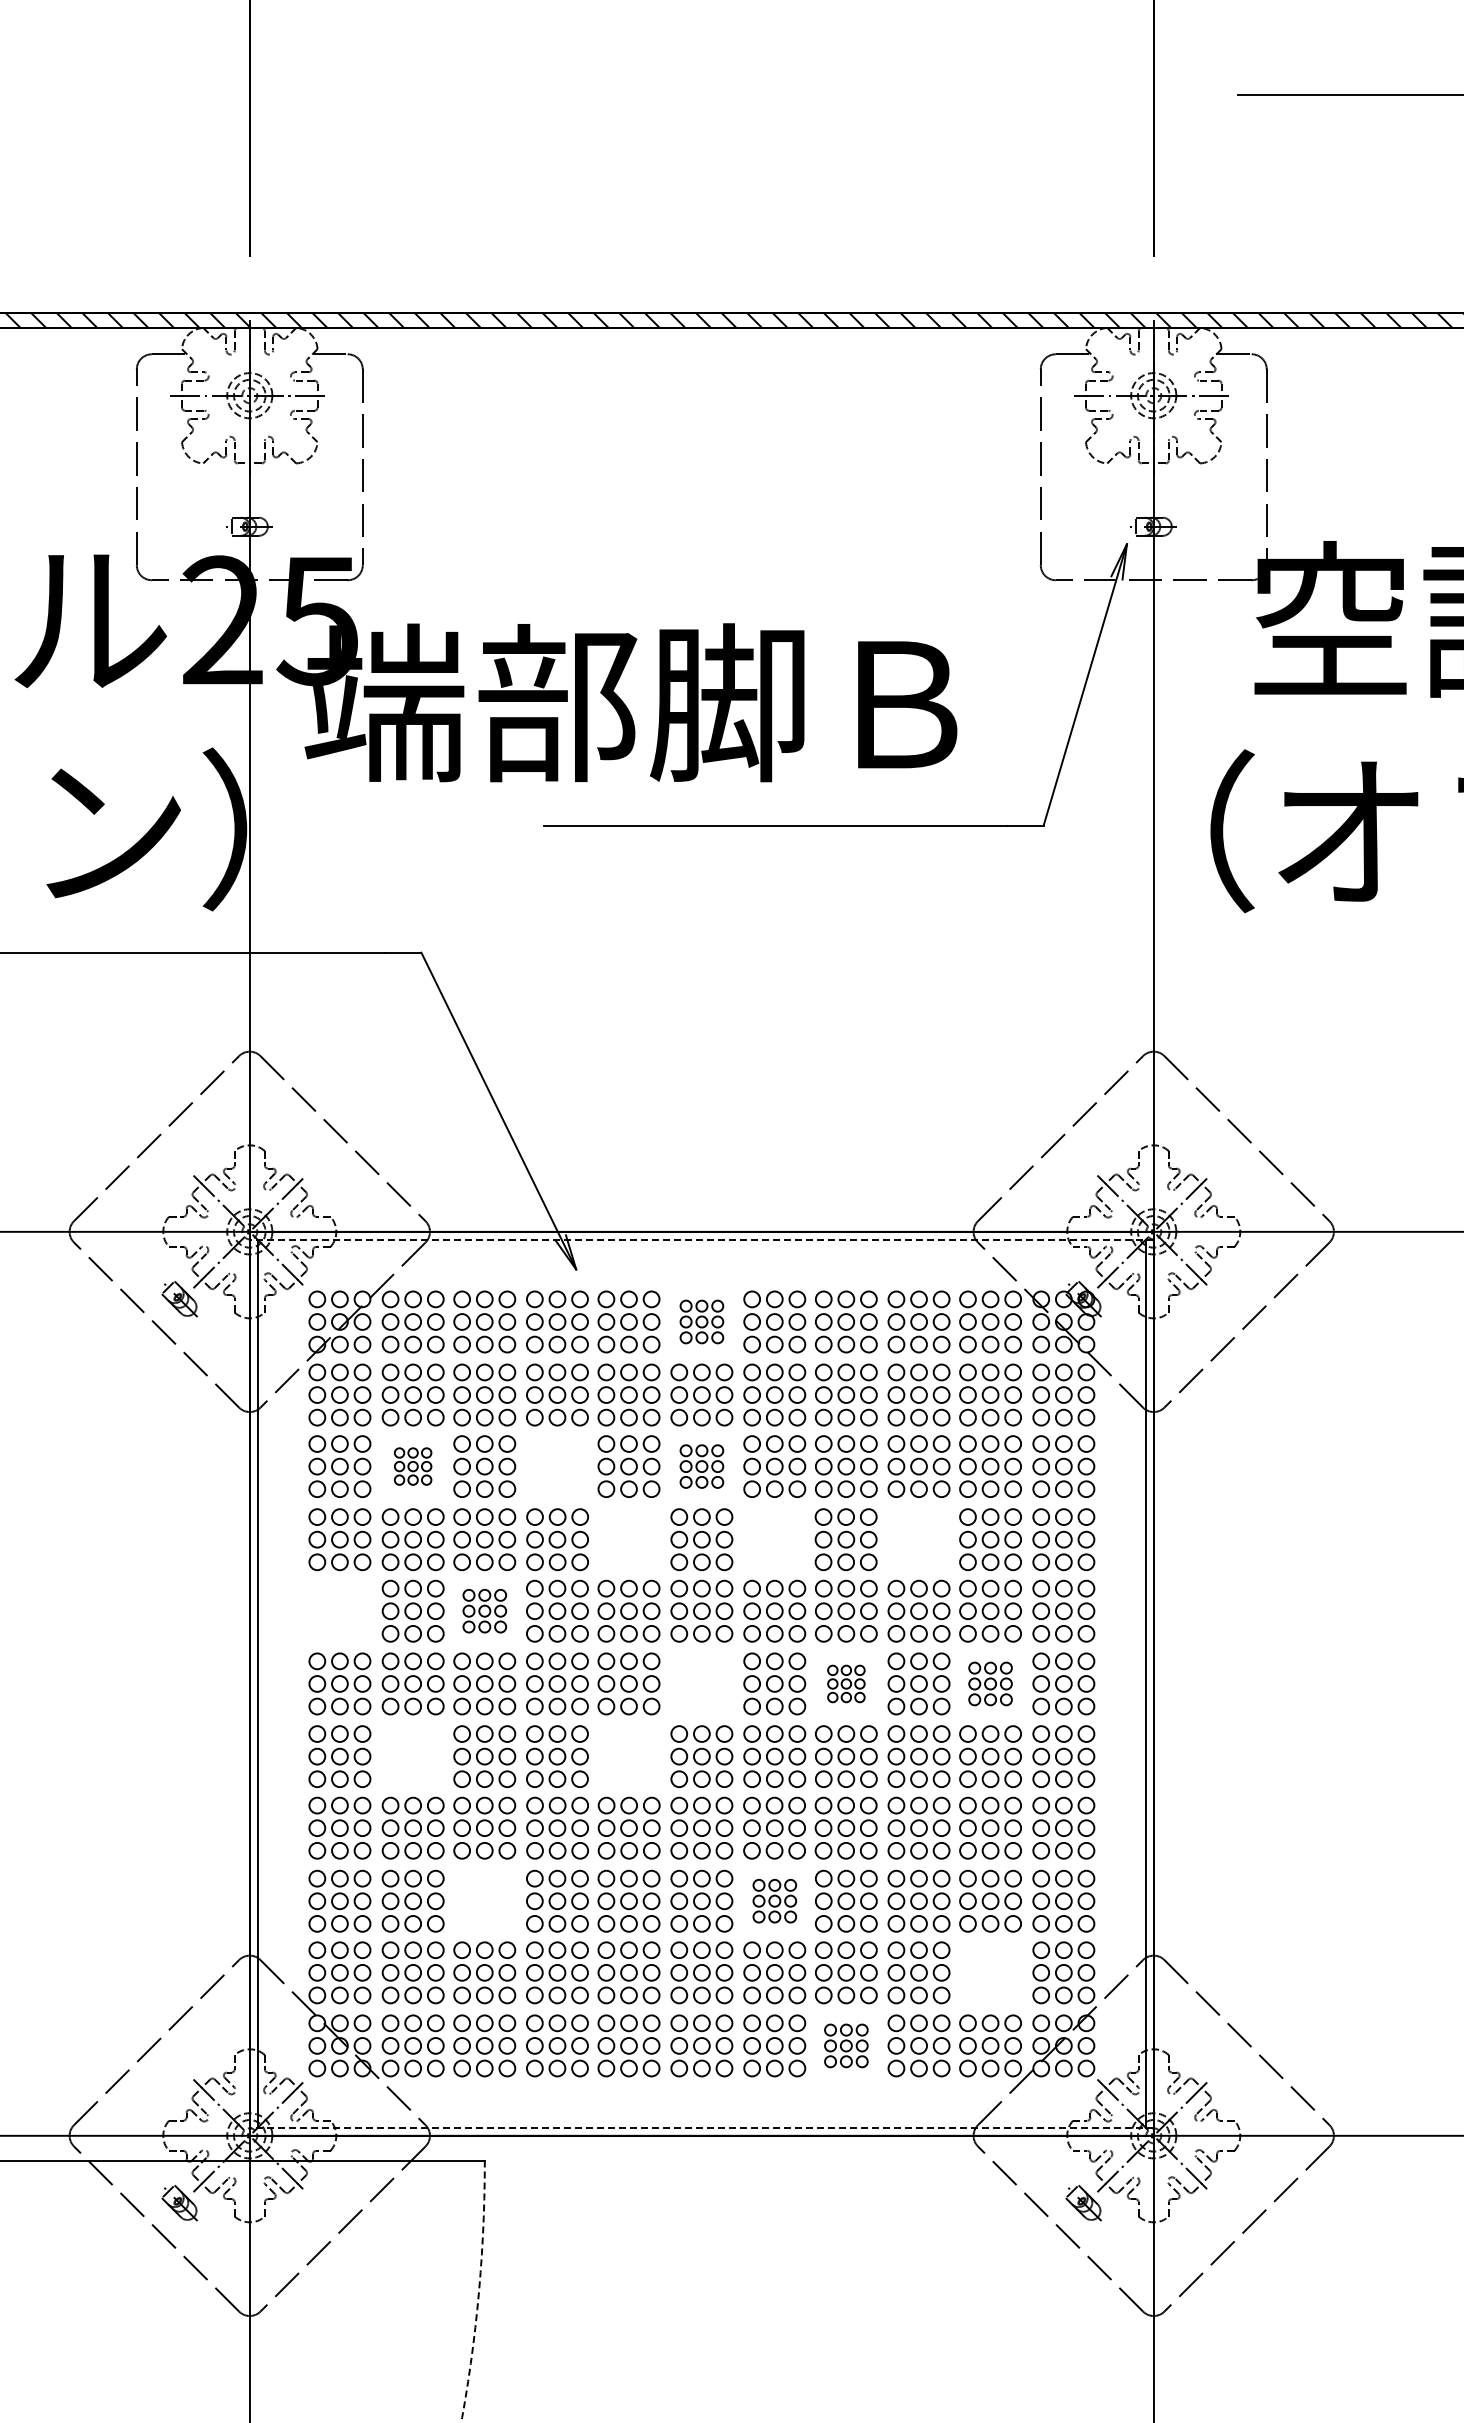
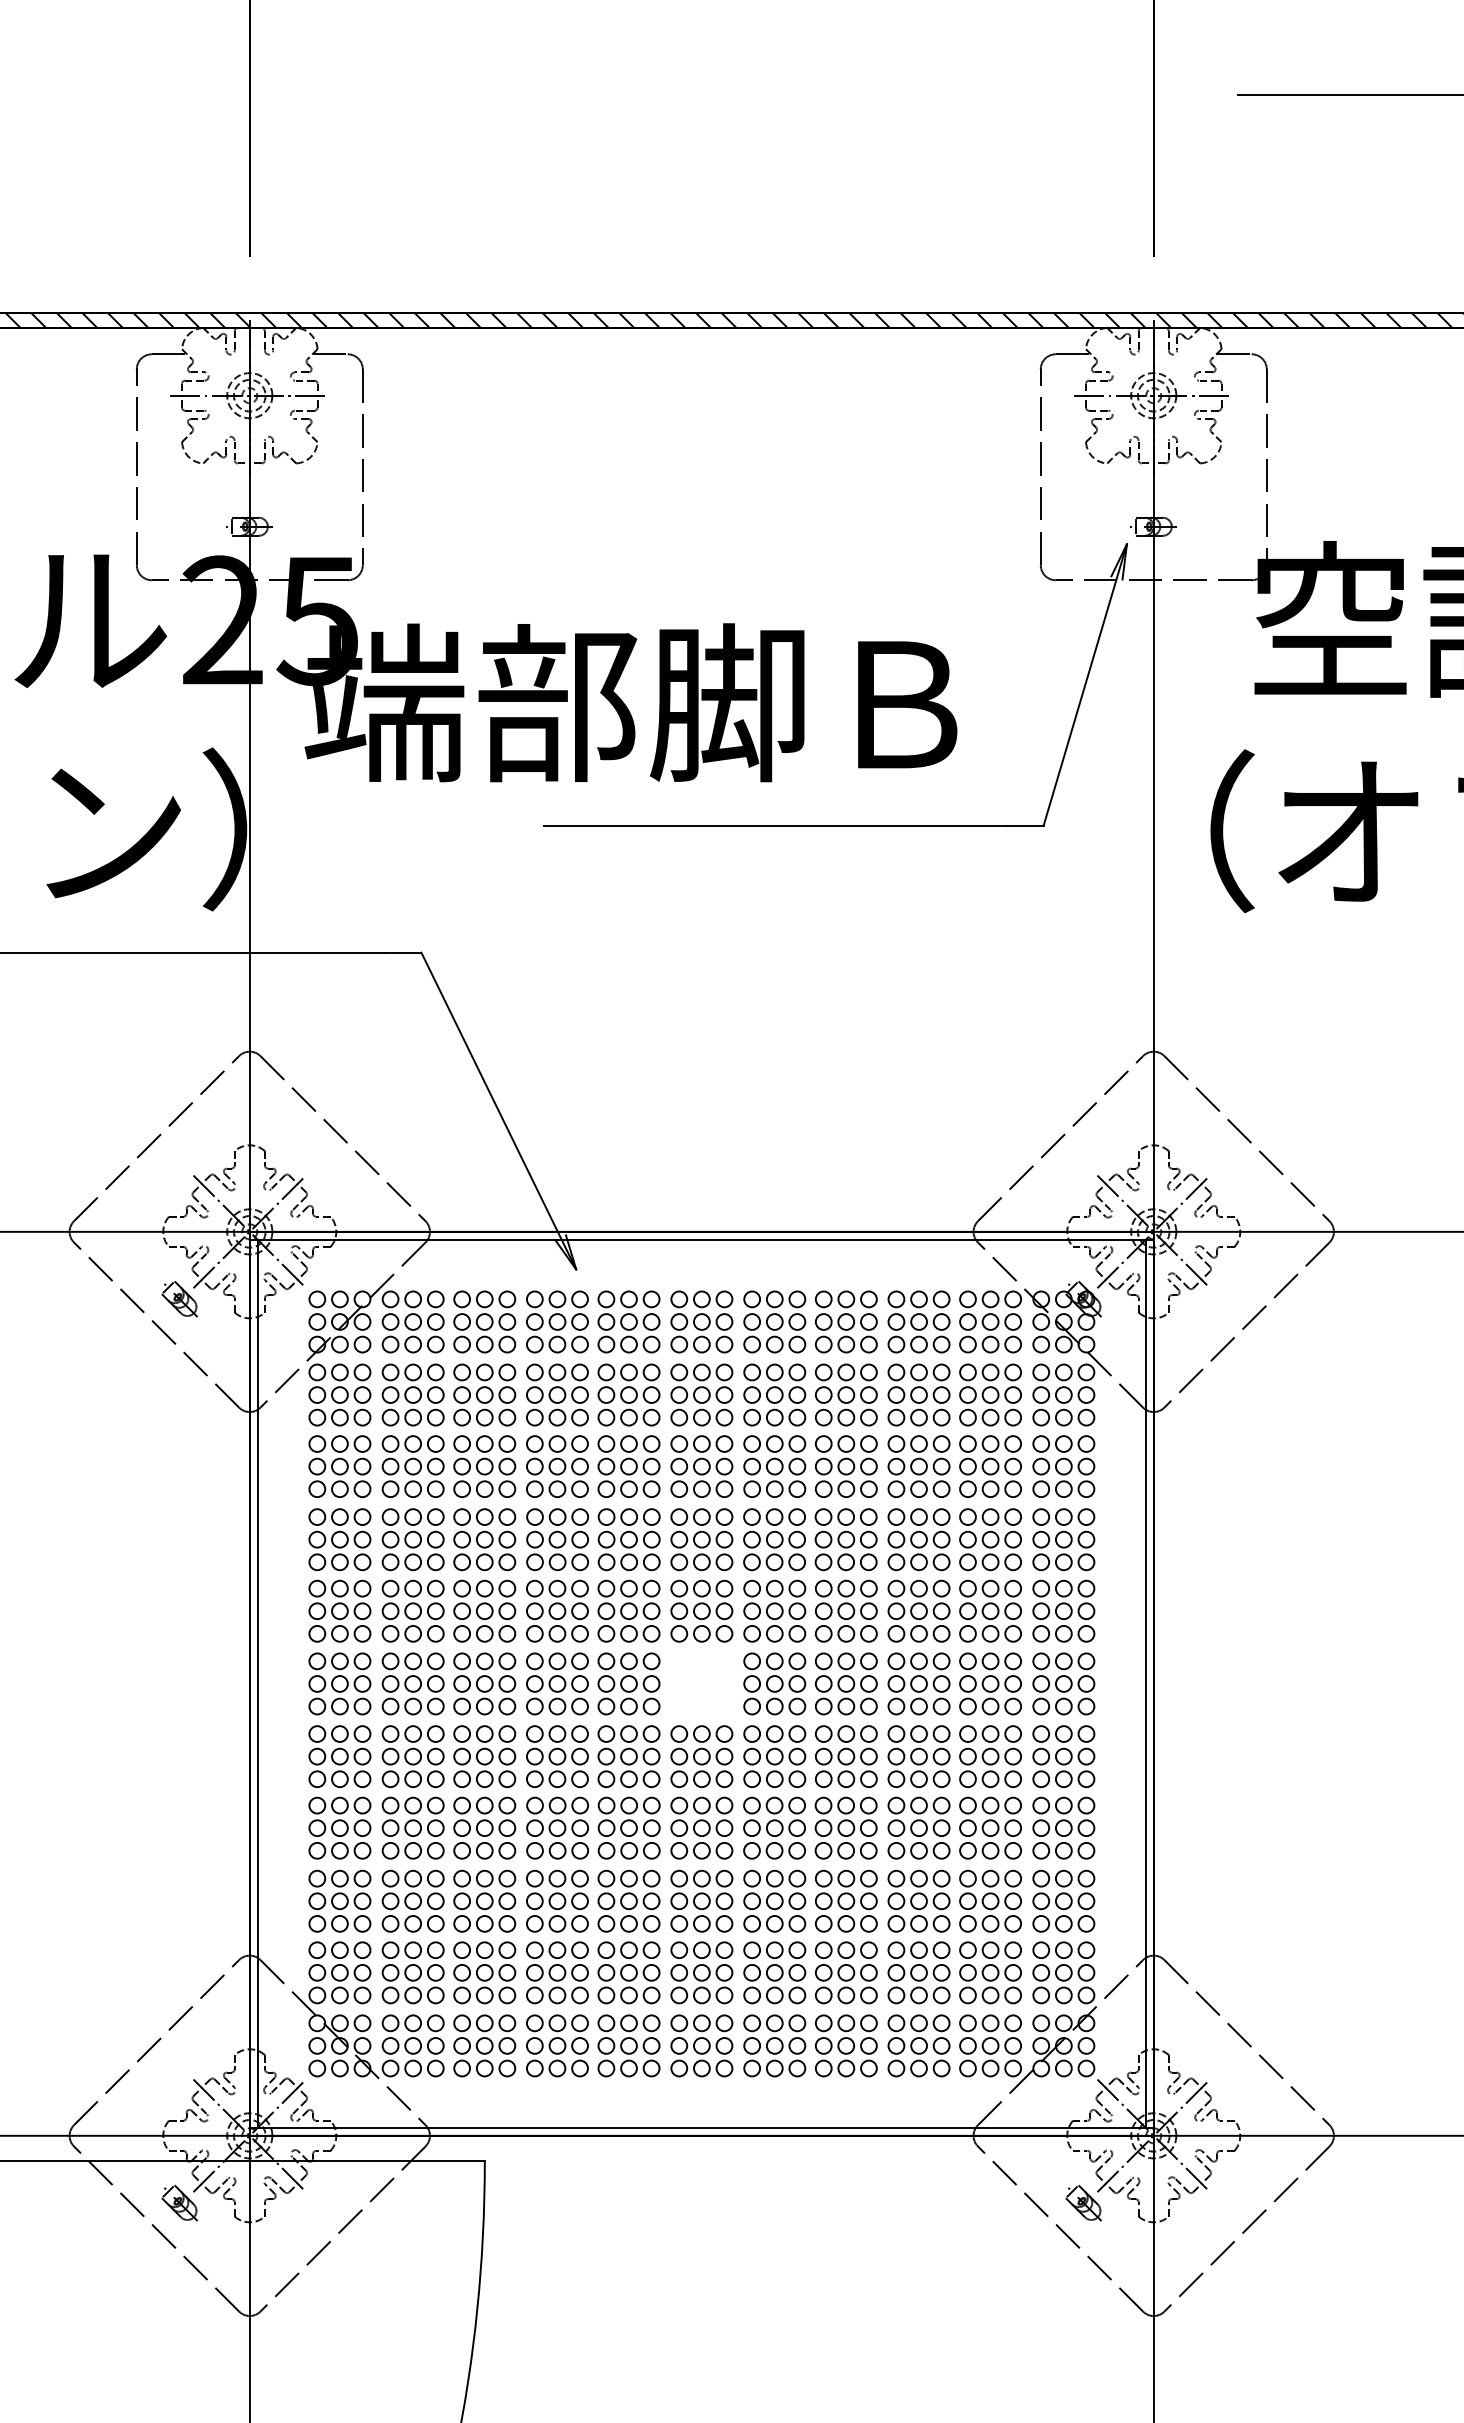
line: dashed -> solid (701, 1239)
part size: 46x46 px -> 64x64 px (701, 1321)
part size: 40x39 px -> 64x63 px (412, 1466)
part: none -> present (557, 1466)
part size: 46x45 px -> 64x63 px (701, 1466)
part: none -> present (628, 1539)
part: none -> present (774, 1539)
part: none -> present (918, 1539)
part: none -> present (339, 1610)
part size: 46x45 px -> 64x64 px (484, 1610)
part size: 39x40 px -> 63x64 px (846, 1683)
part size: 45x46 px -> 63x64 px (990, 1683)
part: none -> present (412, 1756)
part: none -> present (628, 1756)
part: none -> present (484, 1900)
part size: 46x45 px -> 64x64 px (774, 1900)
part: none -> present (990, 1972)
part size: 45x46 px -> 63x64 px (846, 2045)
line: dashed -> solid (701, 2128)
arc: dashed -> solid (478, 2292)
